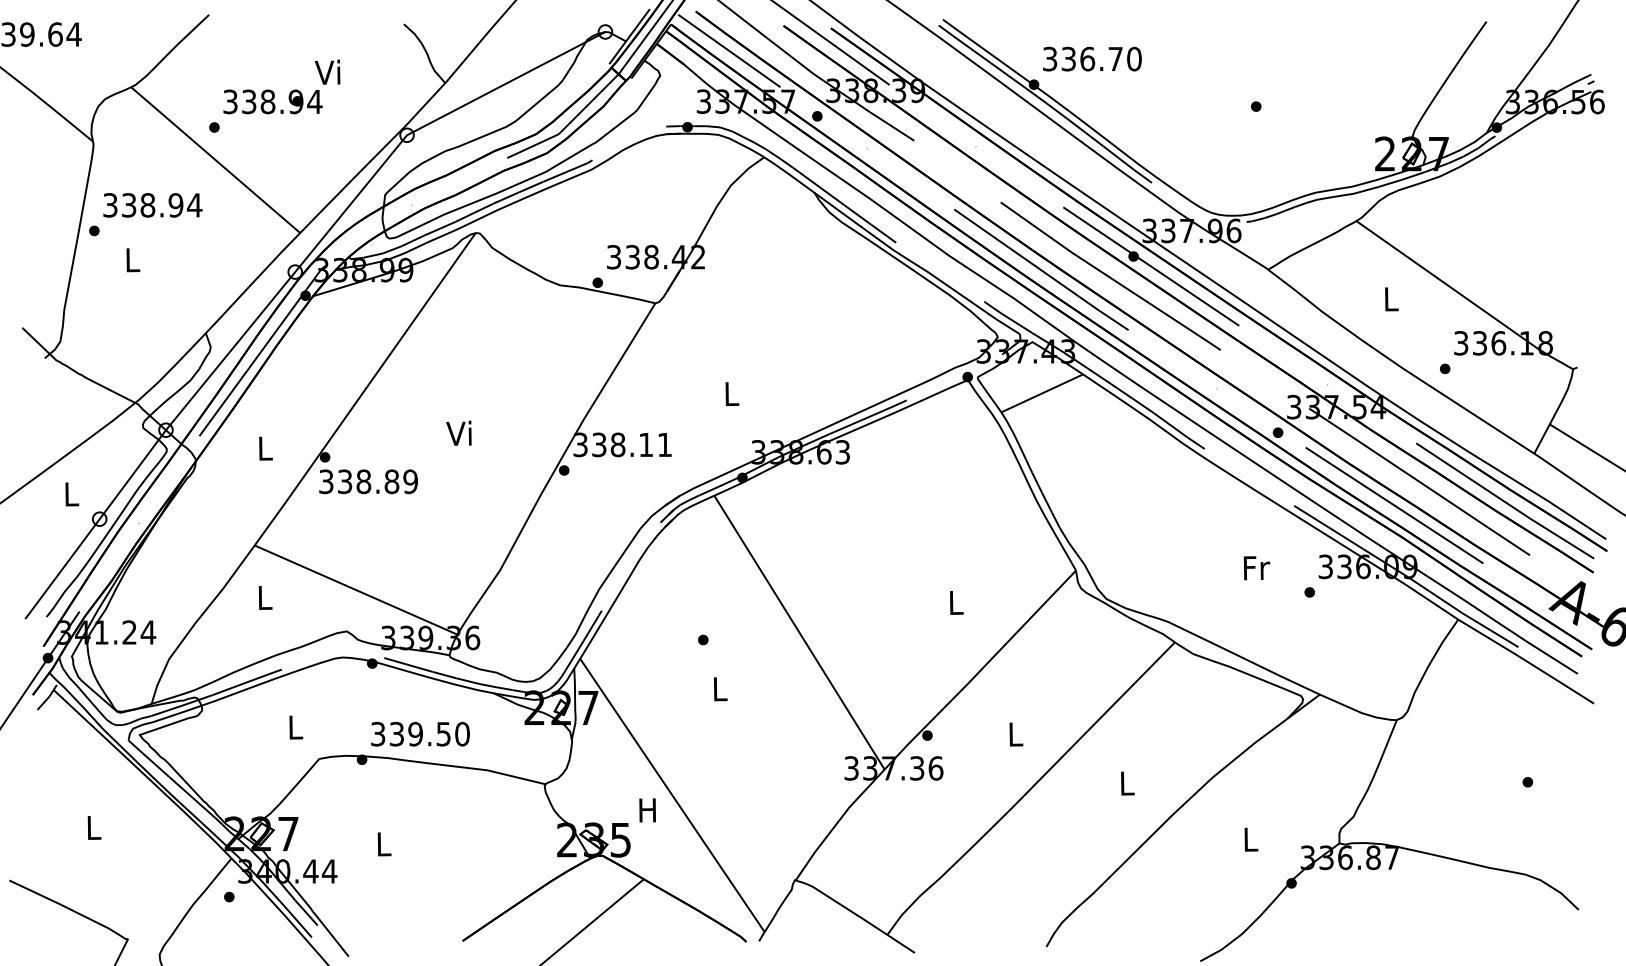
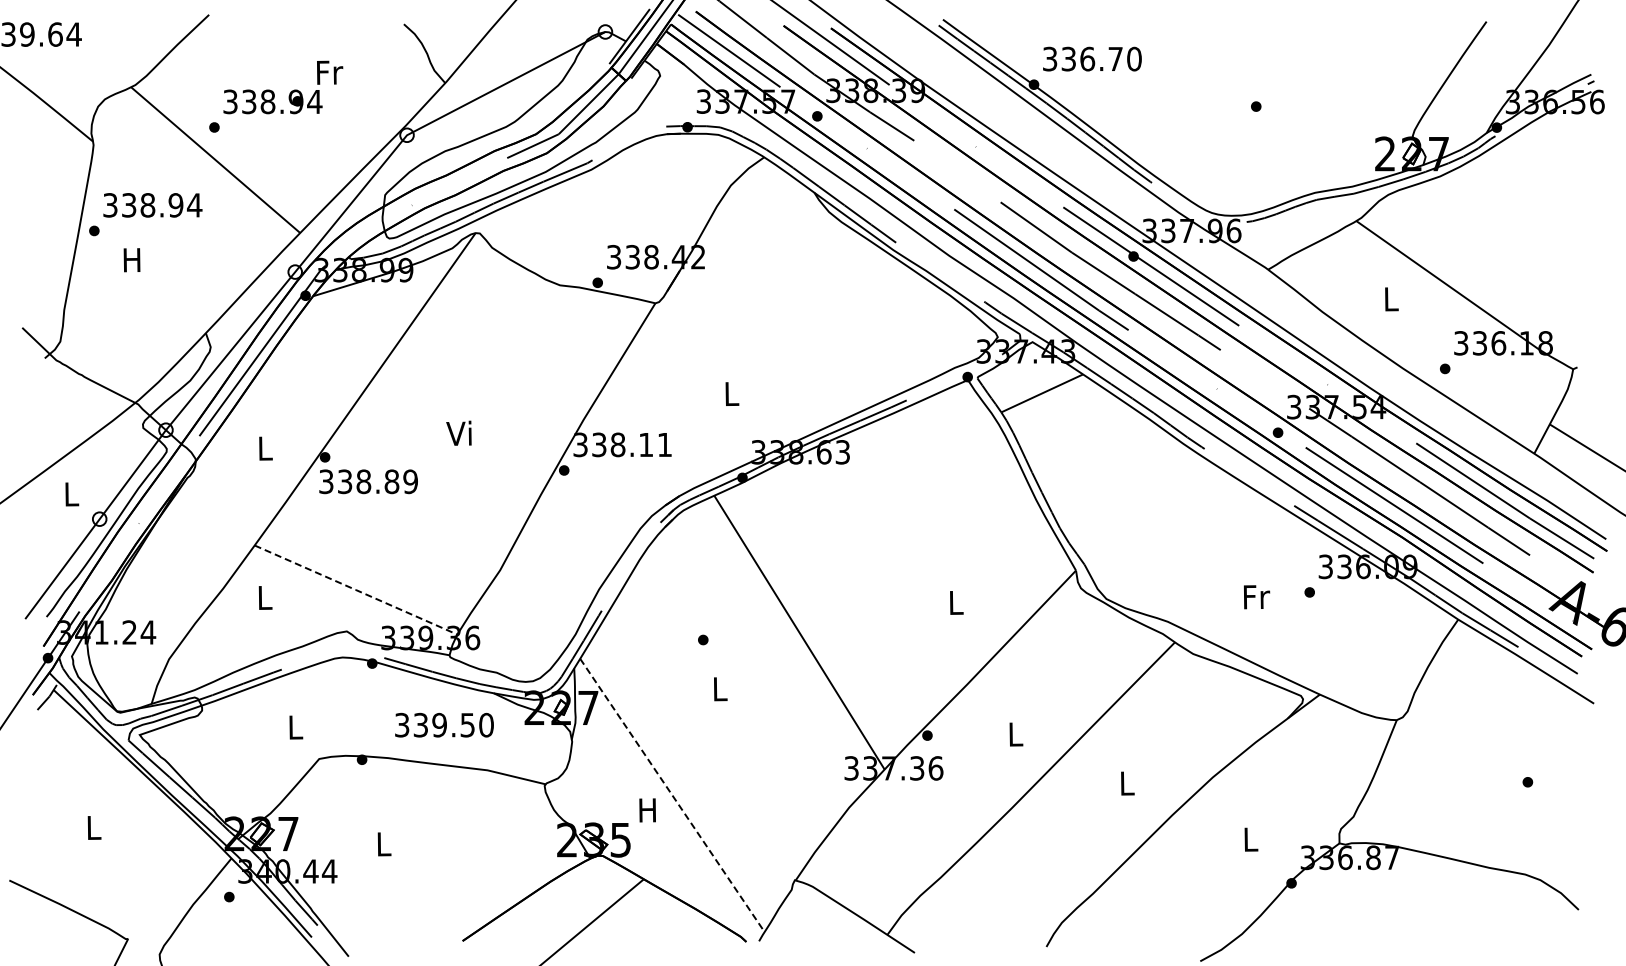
text: Vi -> Fr (328, 71)
text: L -> H (131, 260)
text position: (1257, 568) -> (1257, 597) (1257, 597)
line: solid -> dashed (356, 590)
text position: (420, 733) -> (444, 724) (444, 724)
line: solid -> dashed (672, 795)
